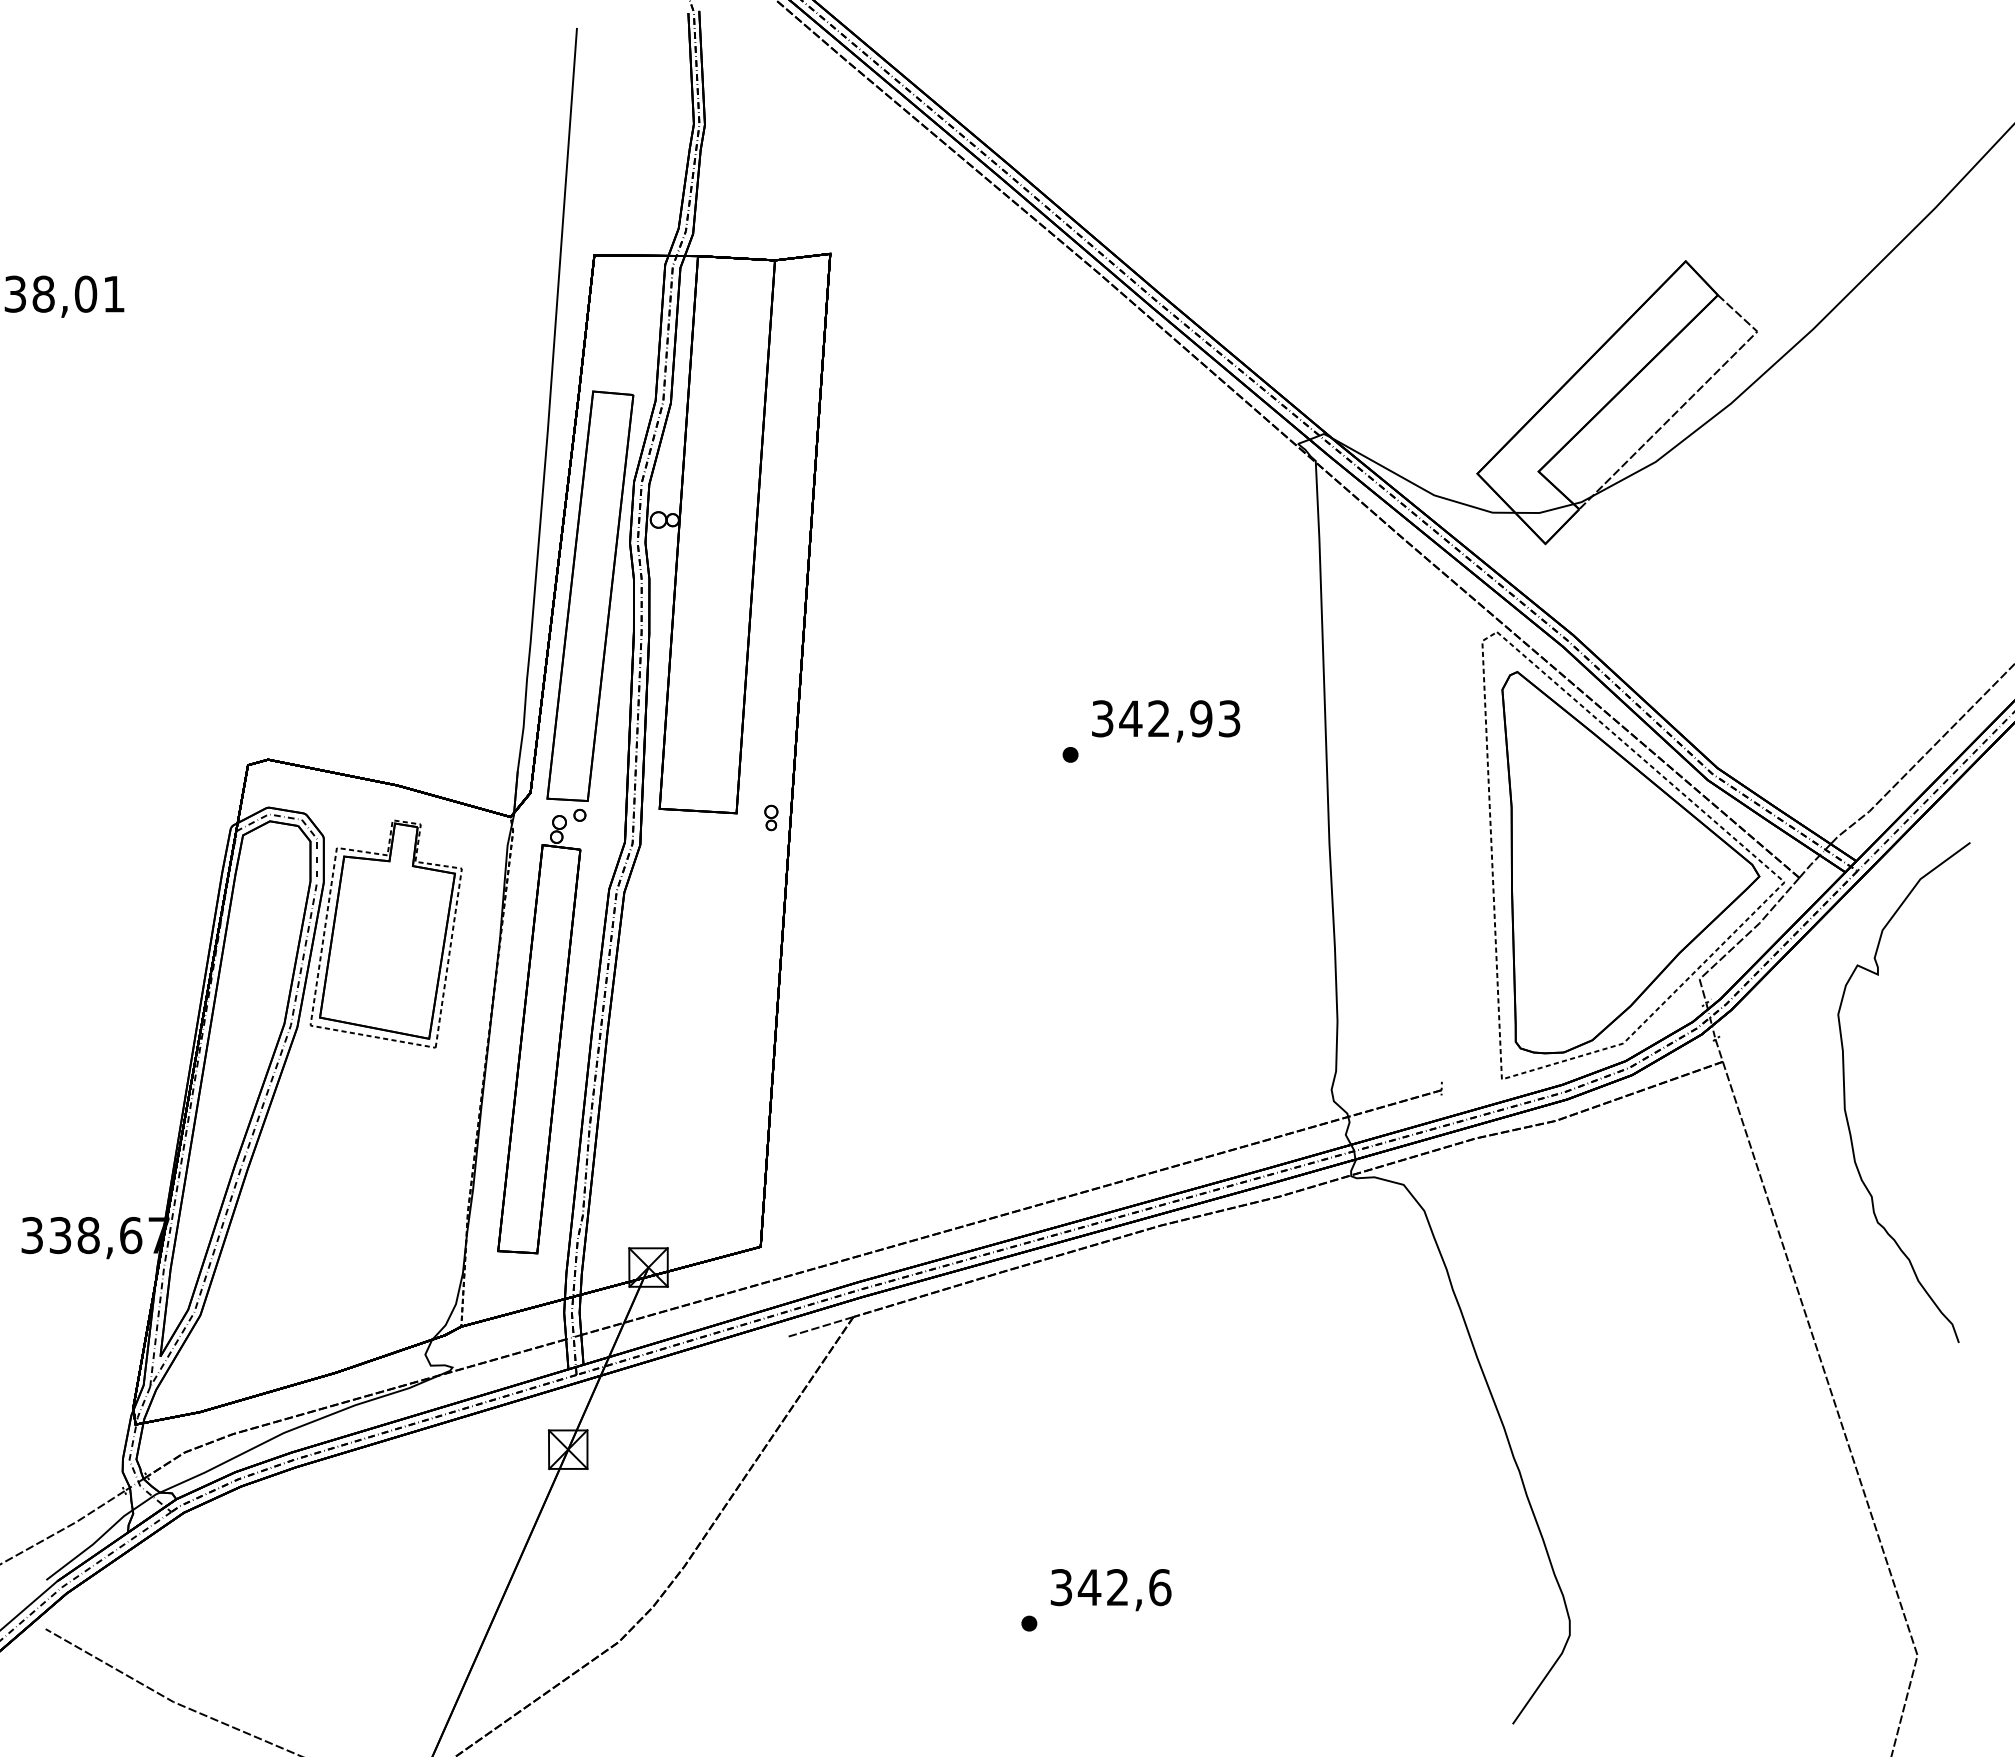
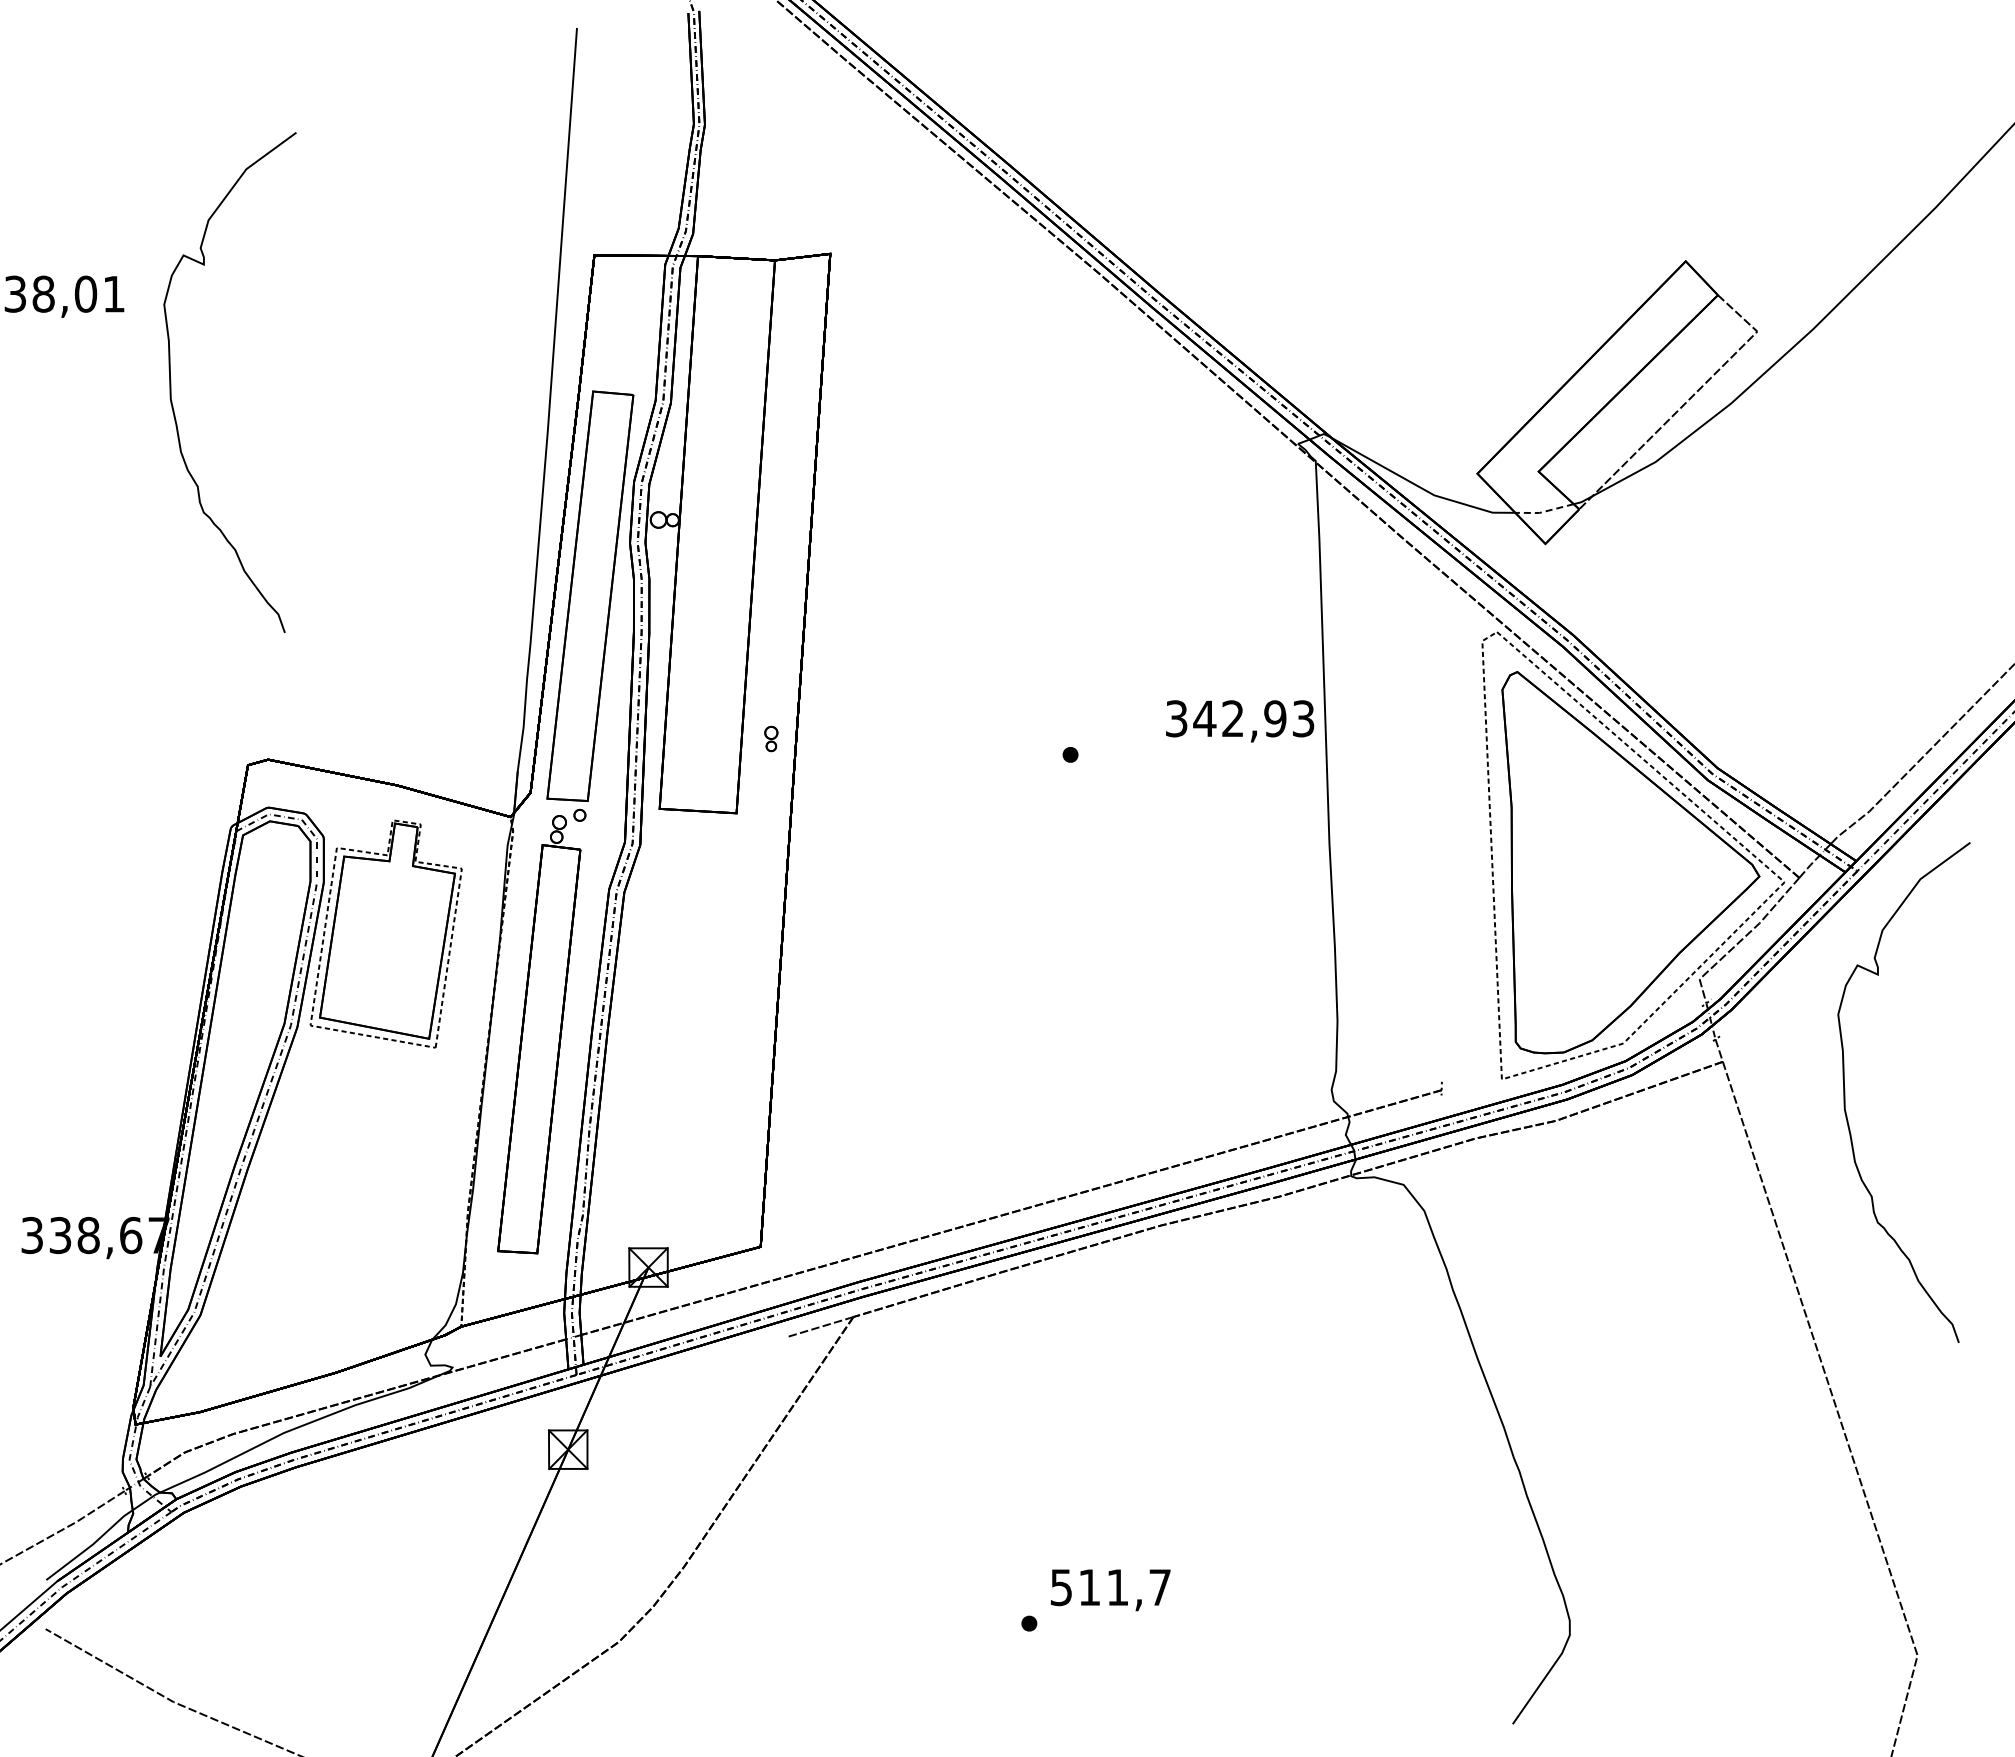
curve: none -> present (171, 382)
line: solid -> dashed (1544, 511)
text position: (1166, 721) -> (1240, 721) (1240, 721)
part position: (771, 817) -> (771, 738) (771, 738)
text: 342,6 -> 511,7 (1111, 1587)
